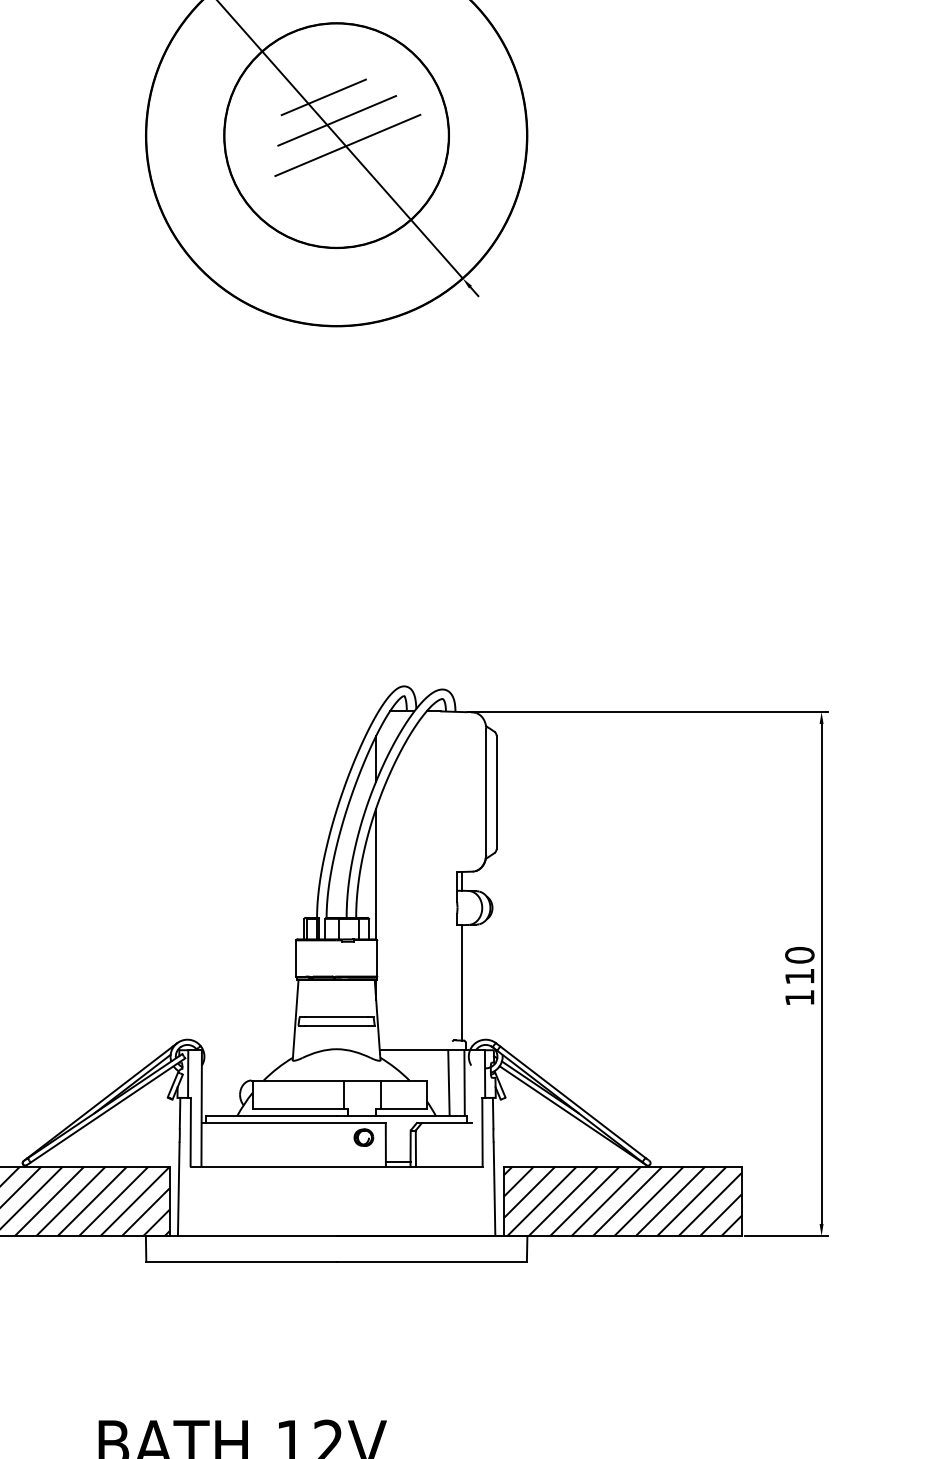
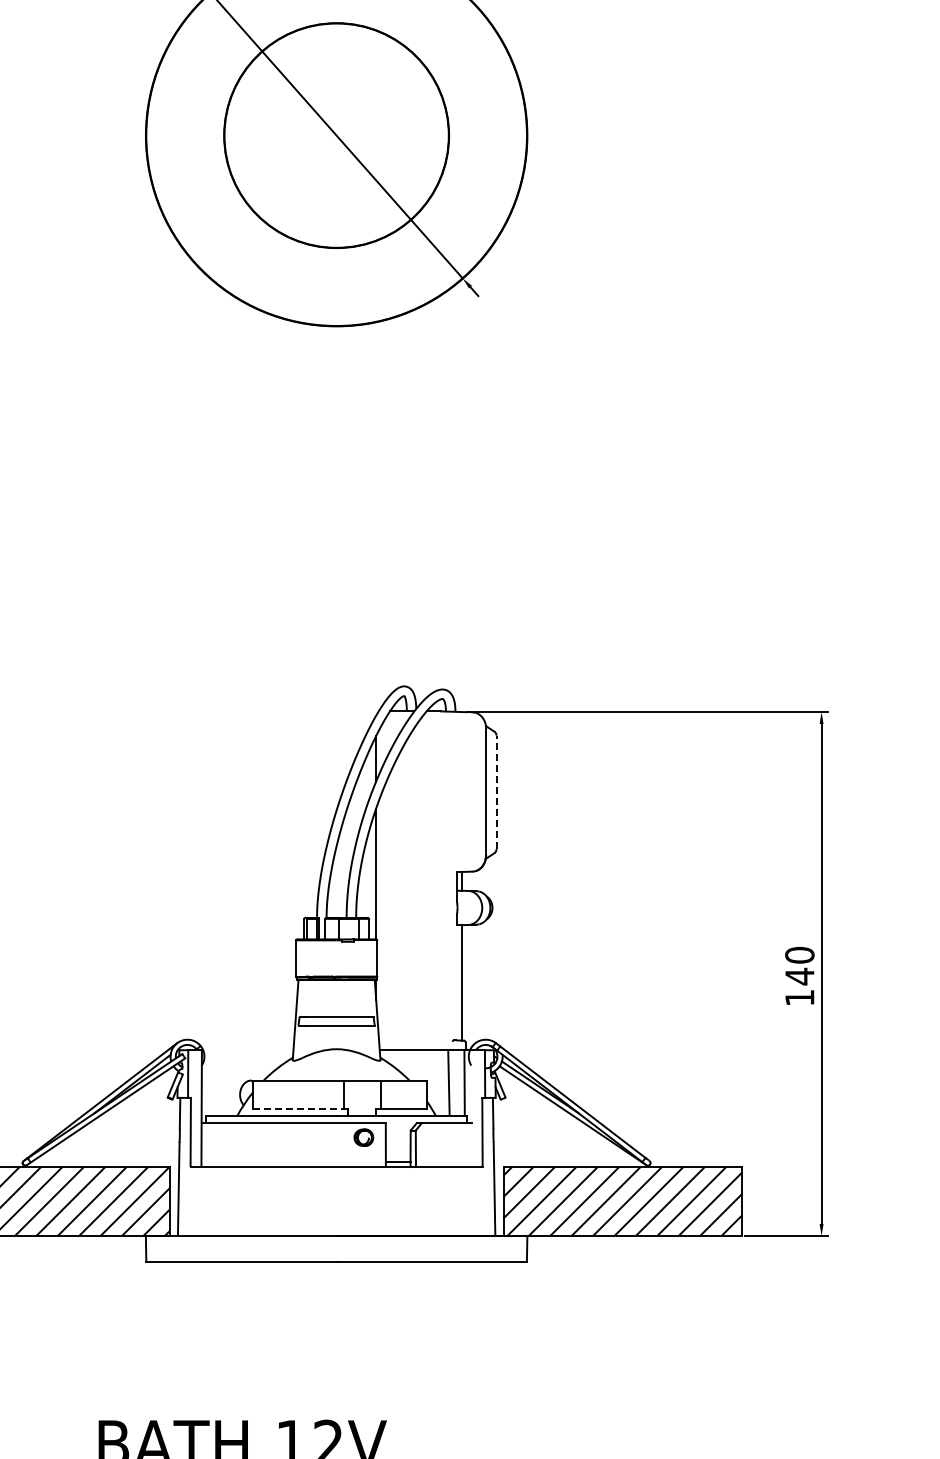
line: present -> none (323, 97)
line: present -> none (337, 120)
line: present -> none (347, 145)
line: solid -> dashed (496, 792)
text: 110 -> 140 (799, 976)
line: solid -> dashed (298, 1109)
